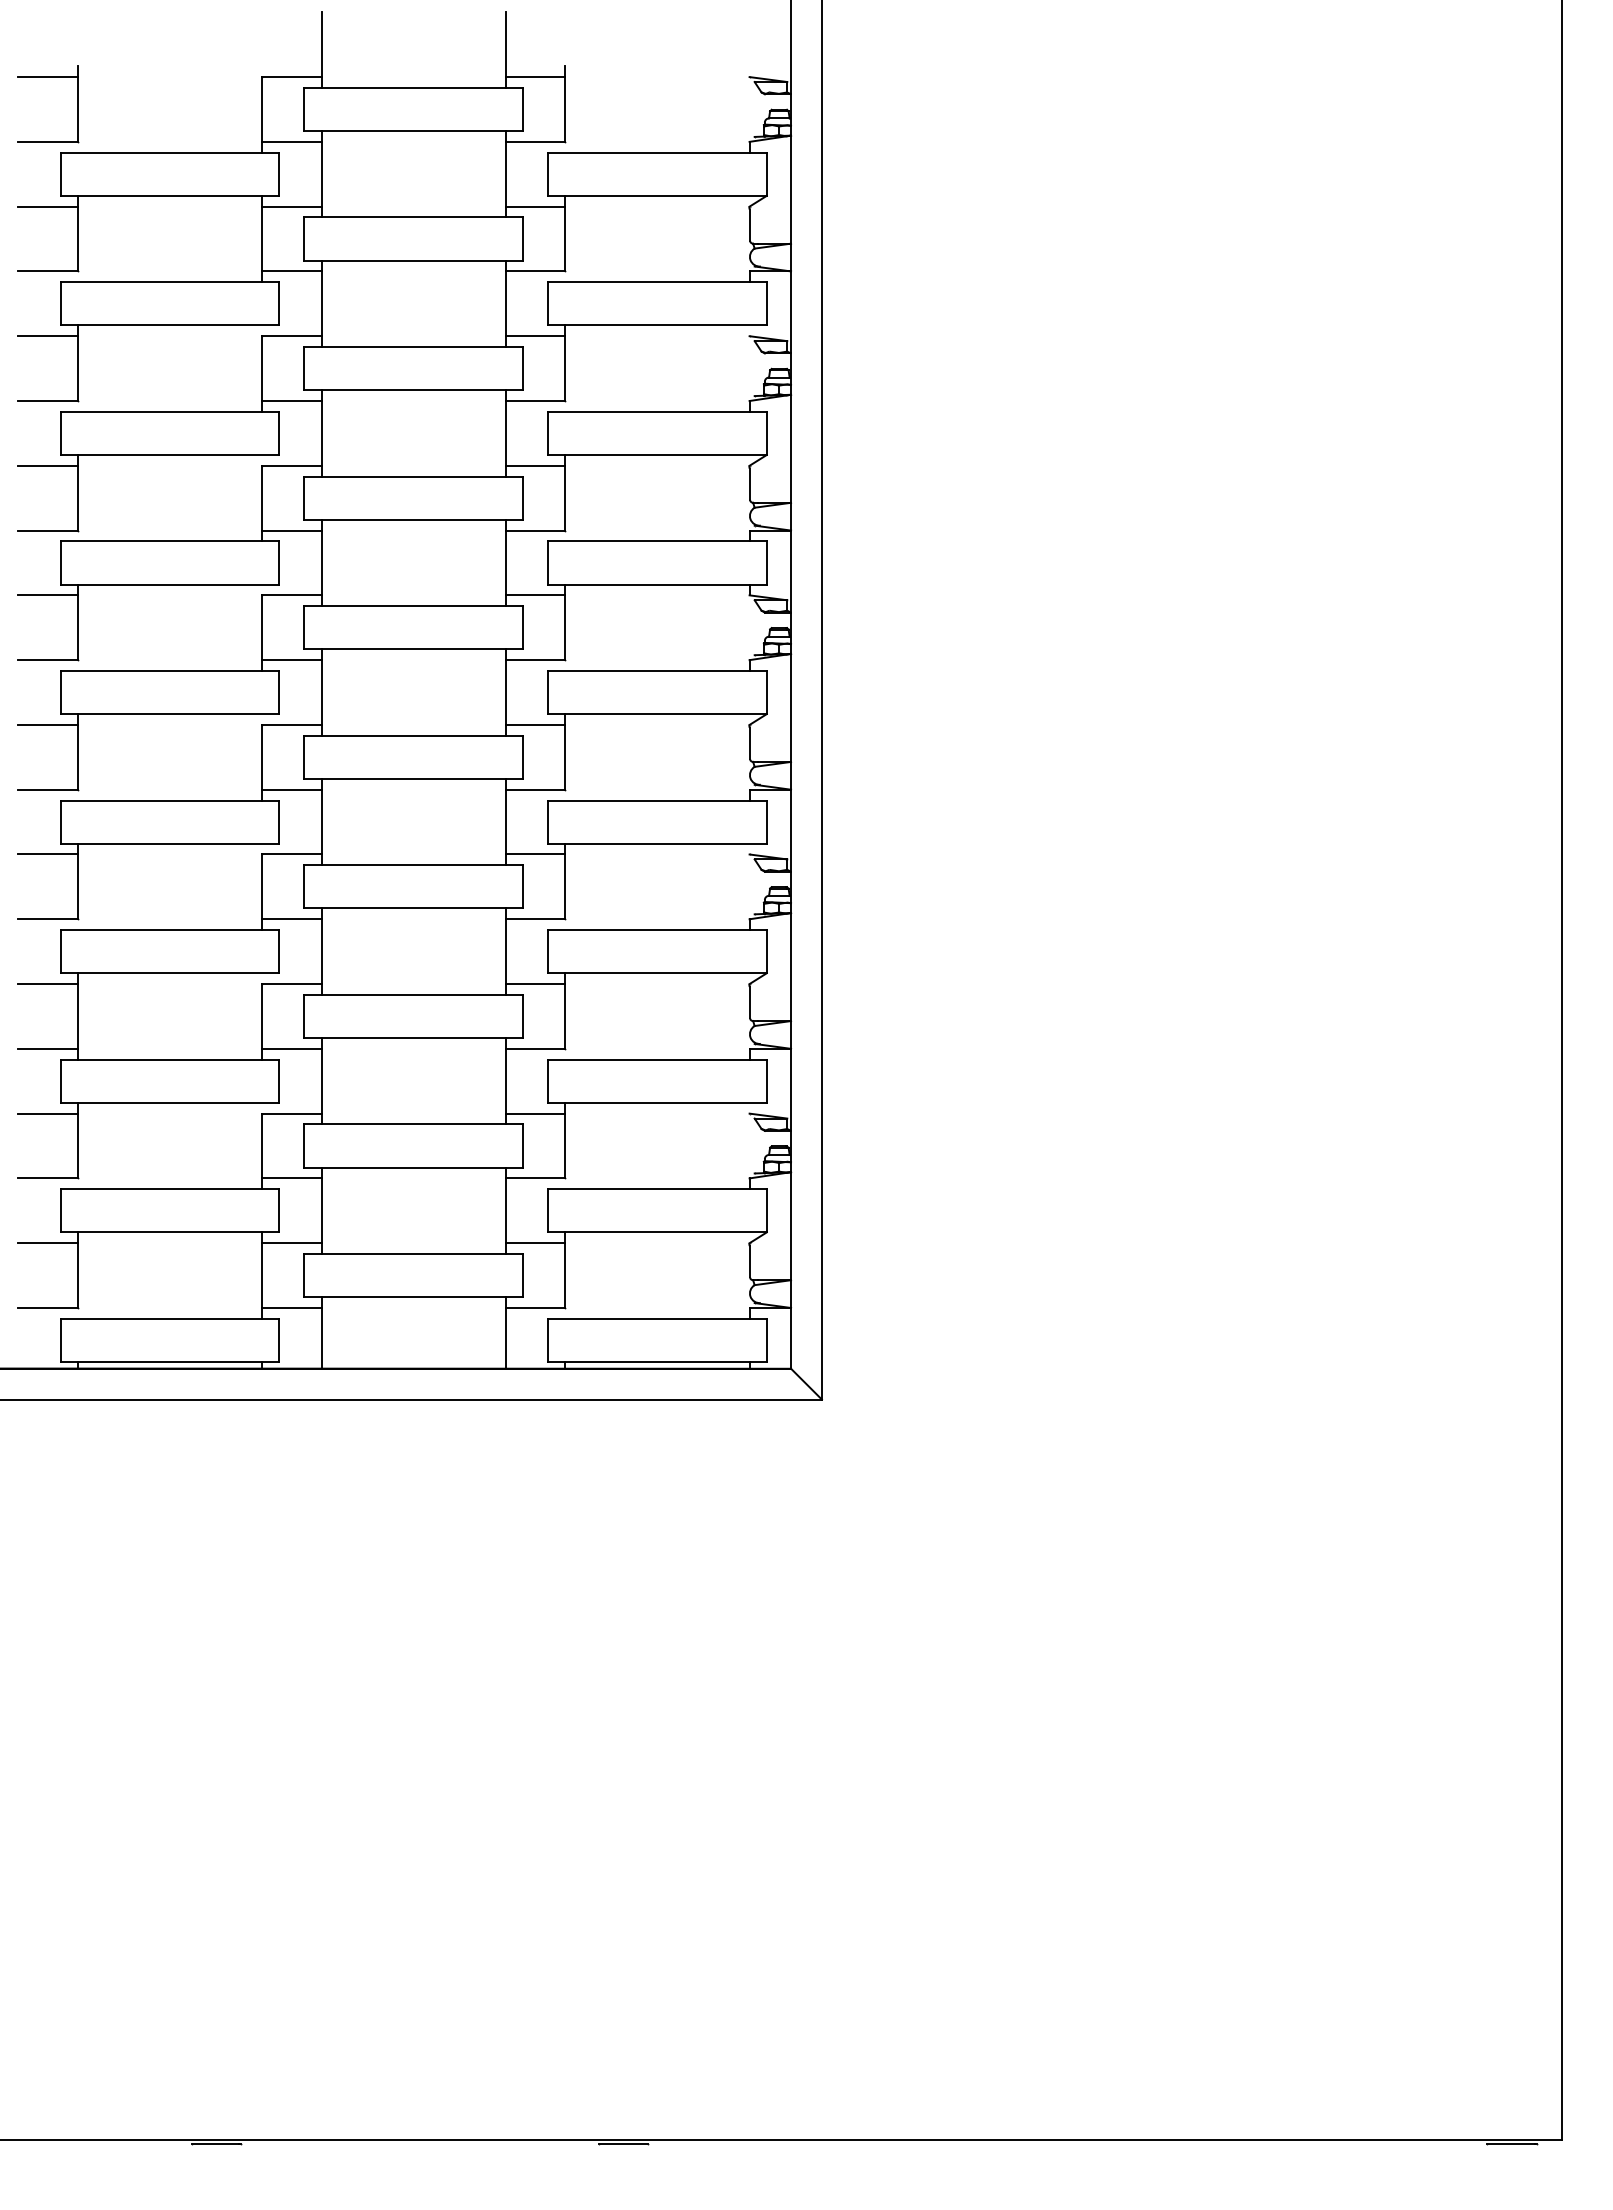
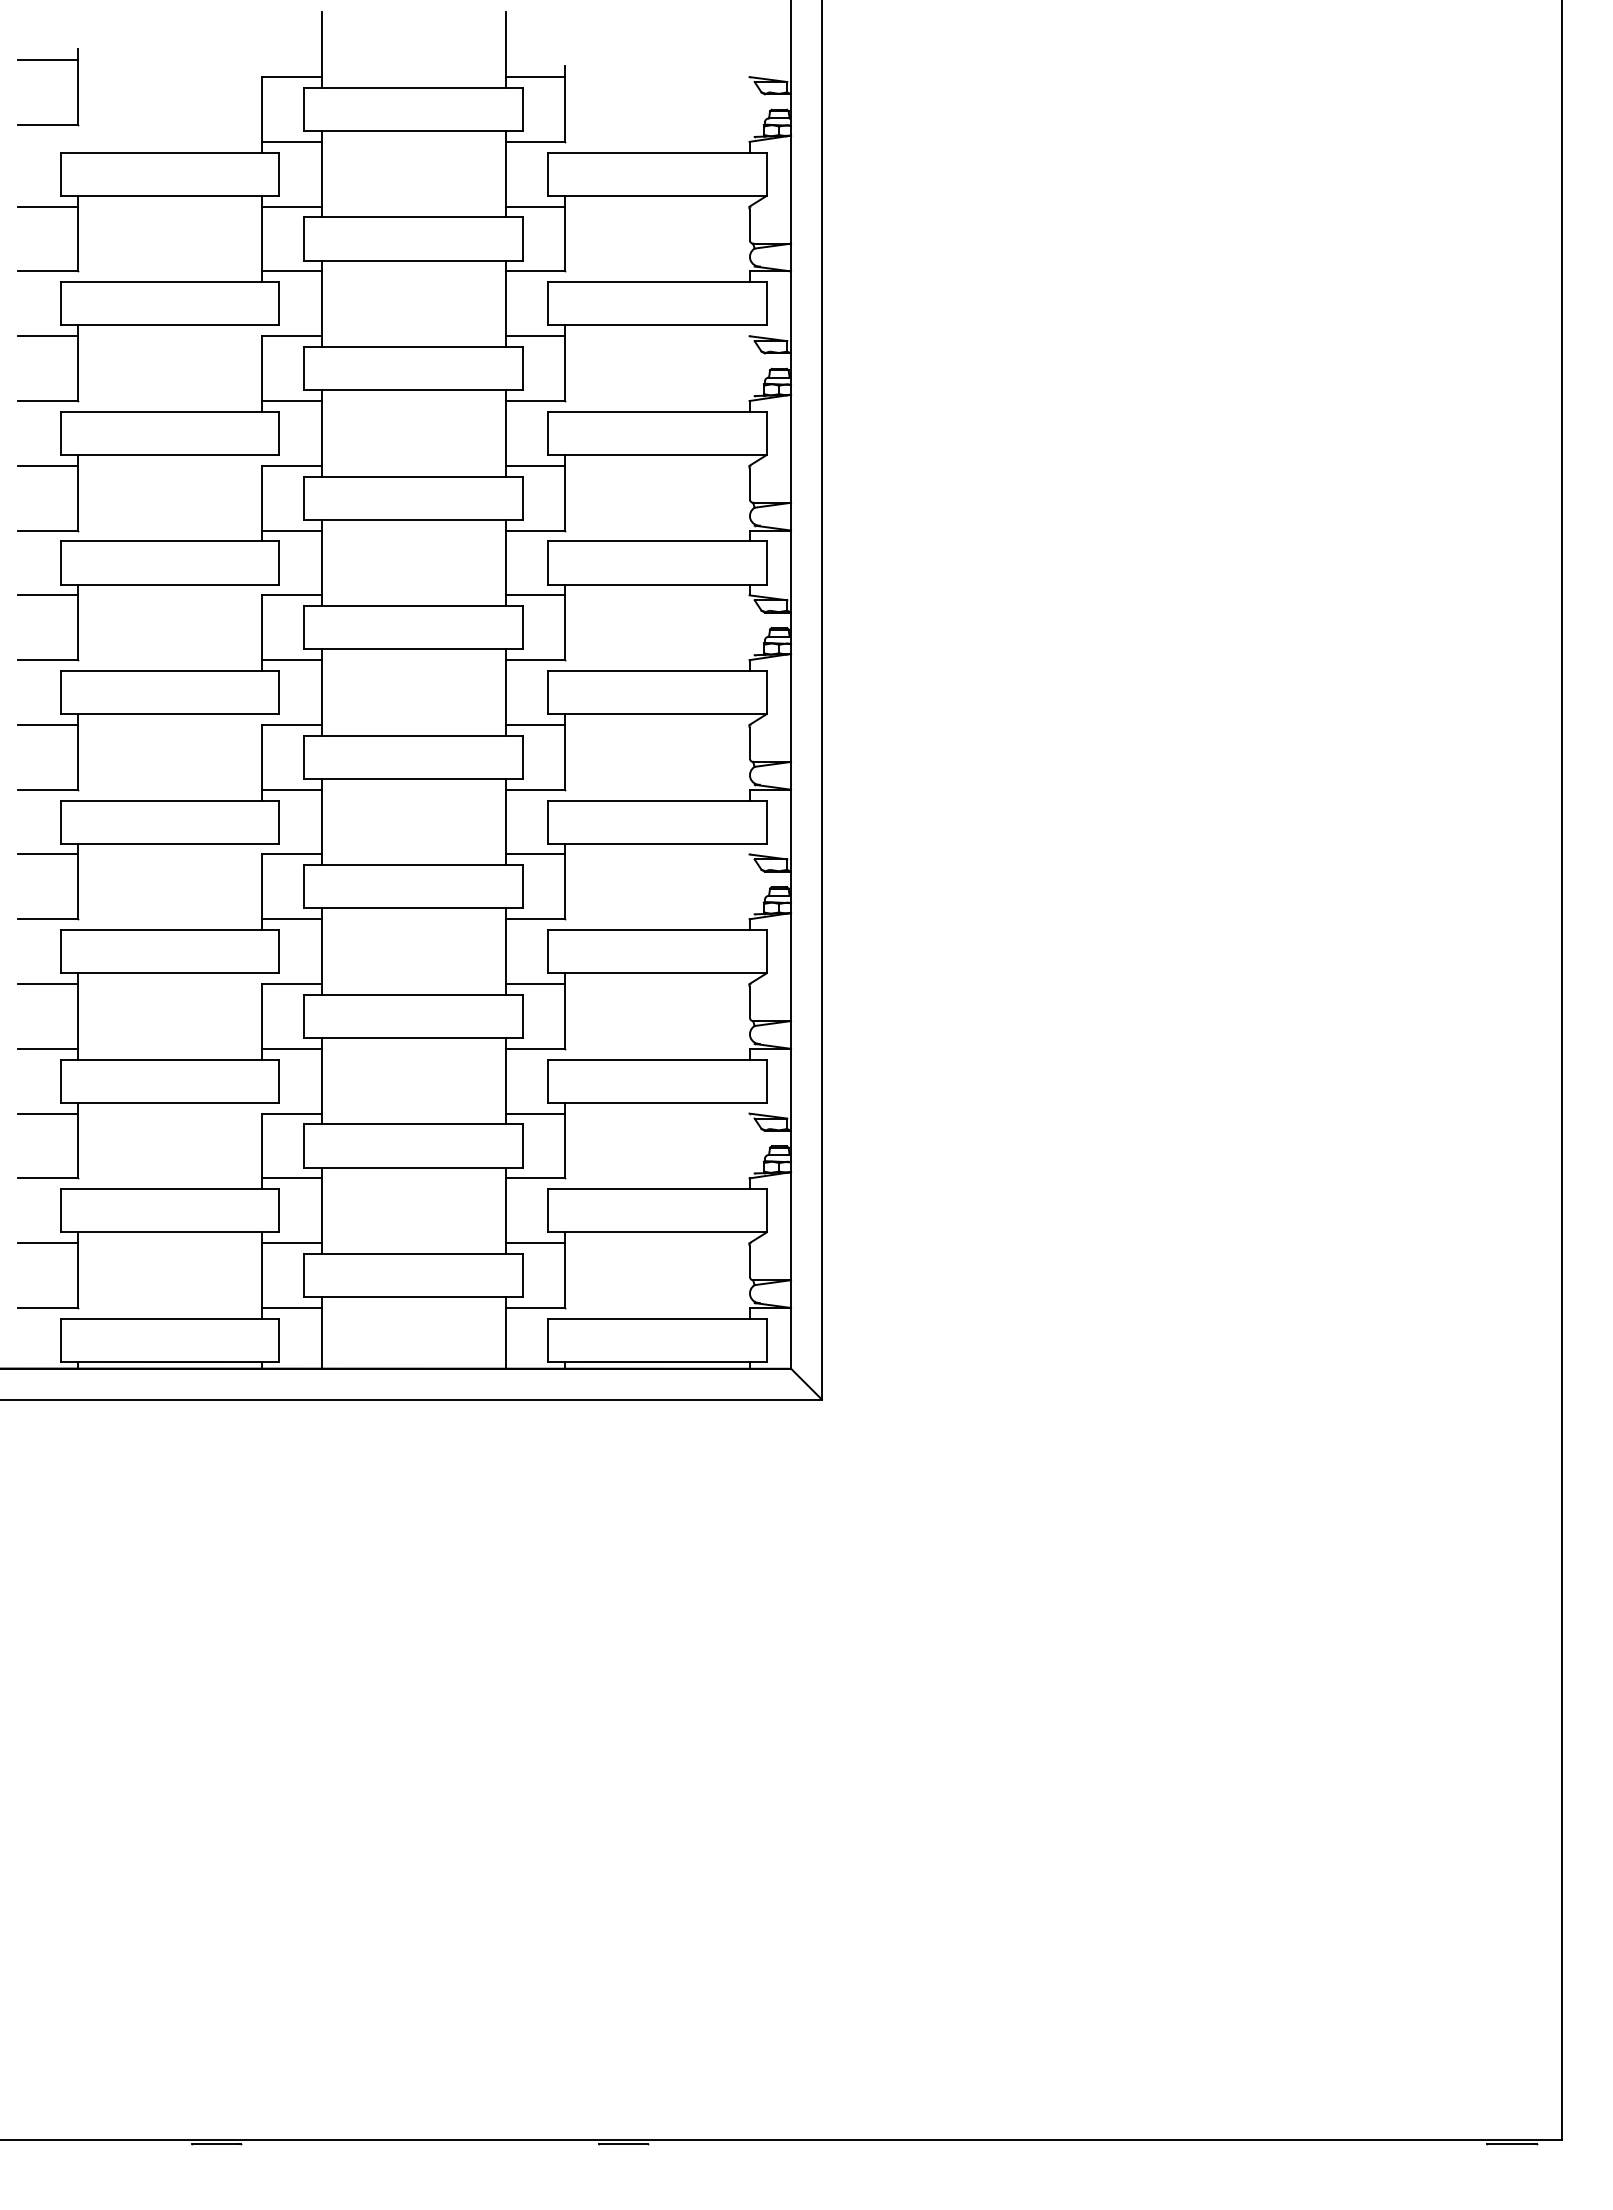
part position: (48, 77) -> (48, 60) (48, 60)
